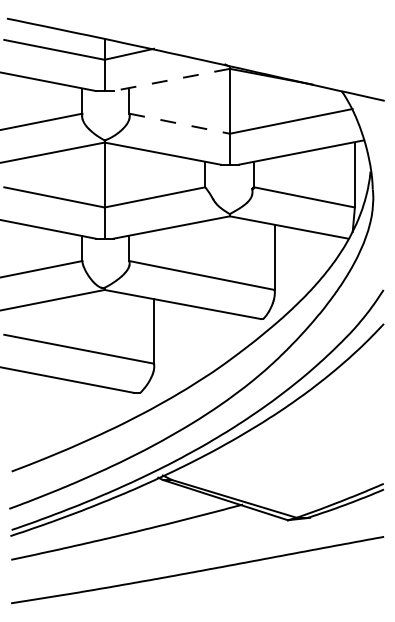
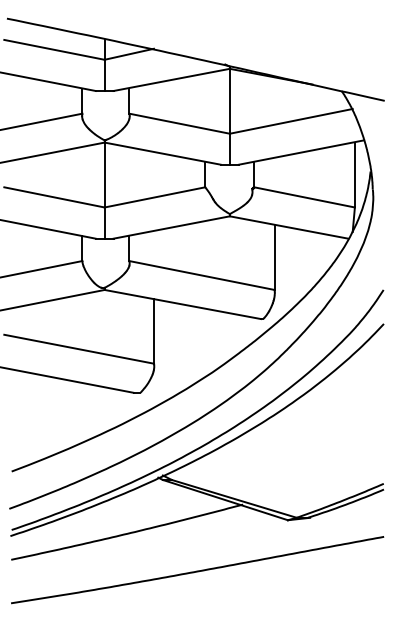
line: dashed -> solid (171, 80)
line: dashed -> solid (180, 123)
